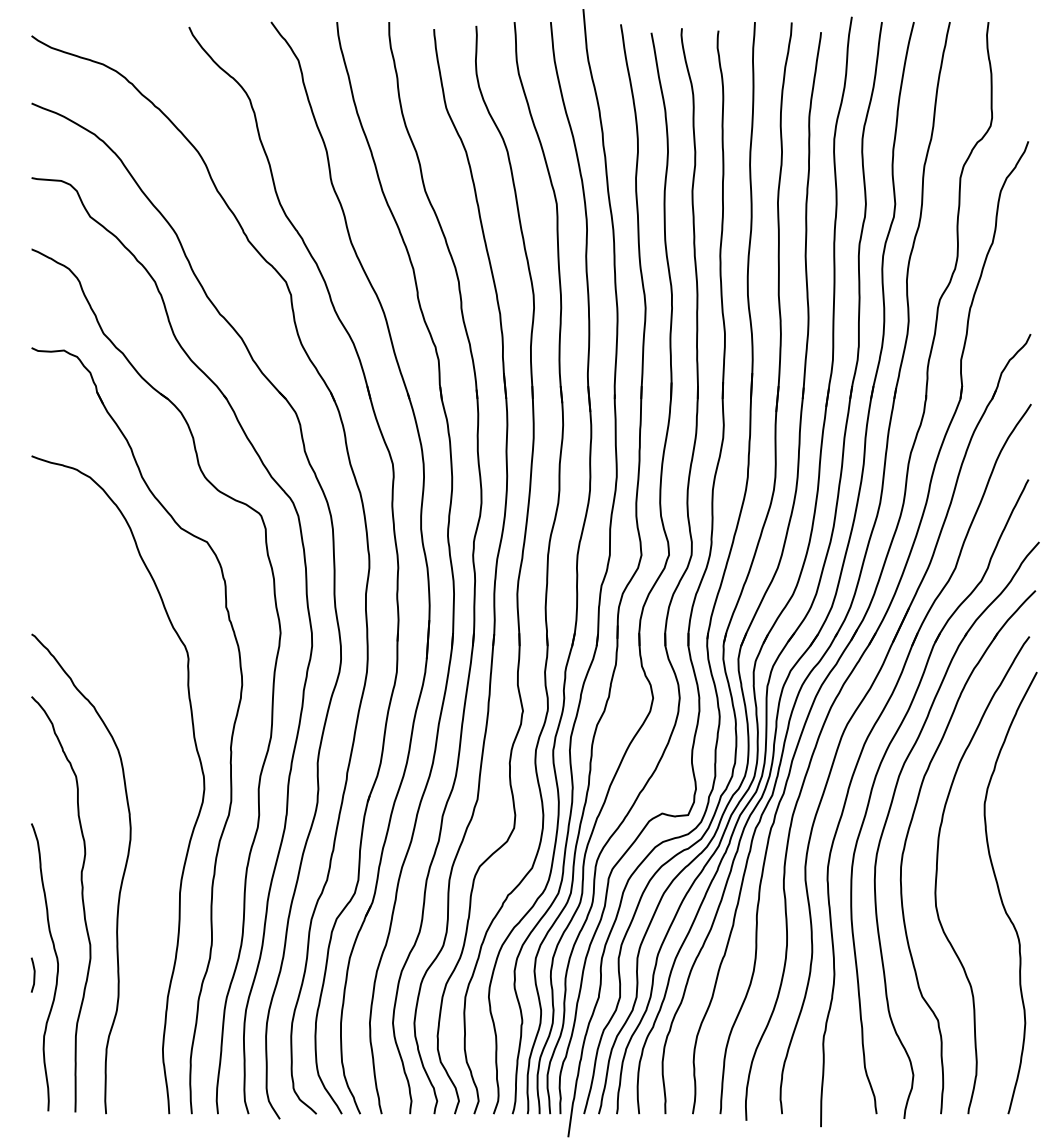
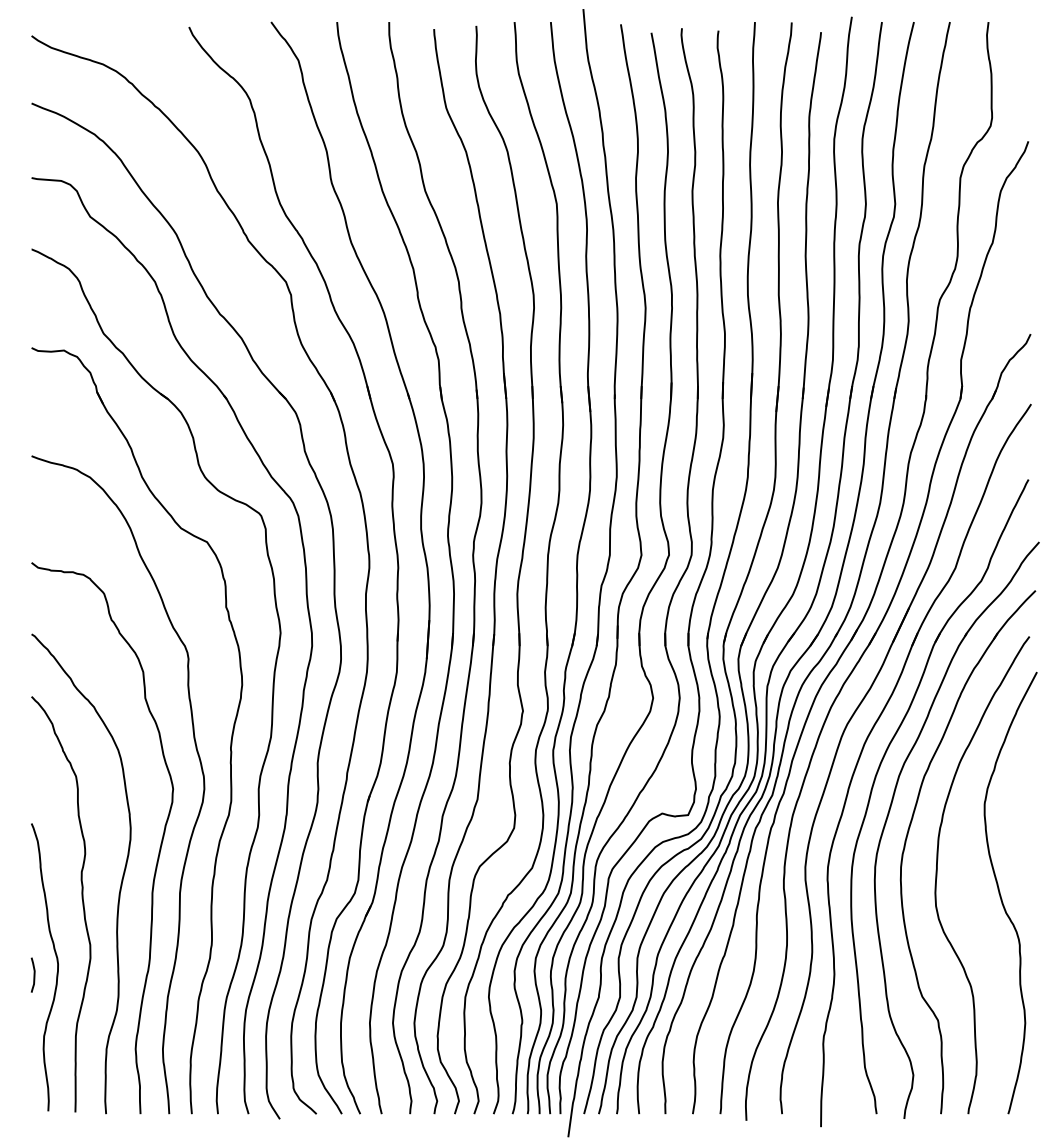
curve: none -> present (159, 847)
